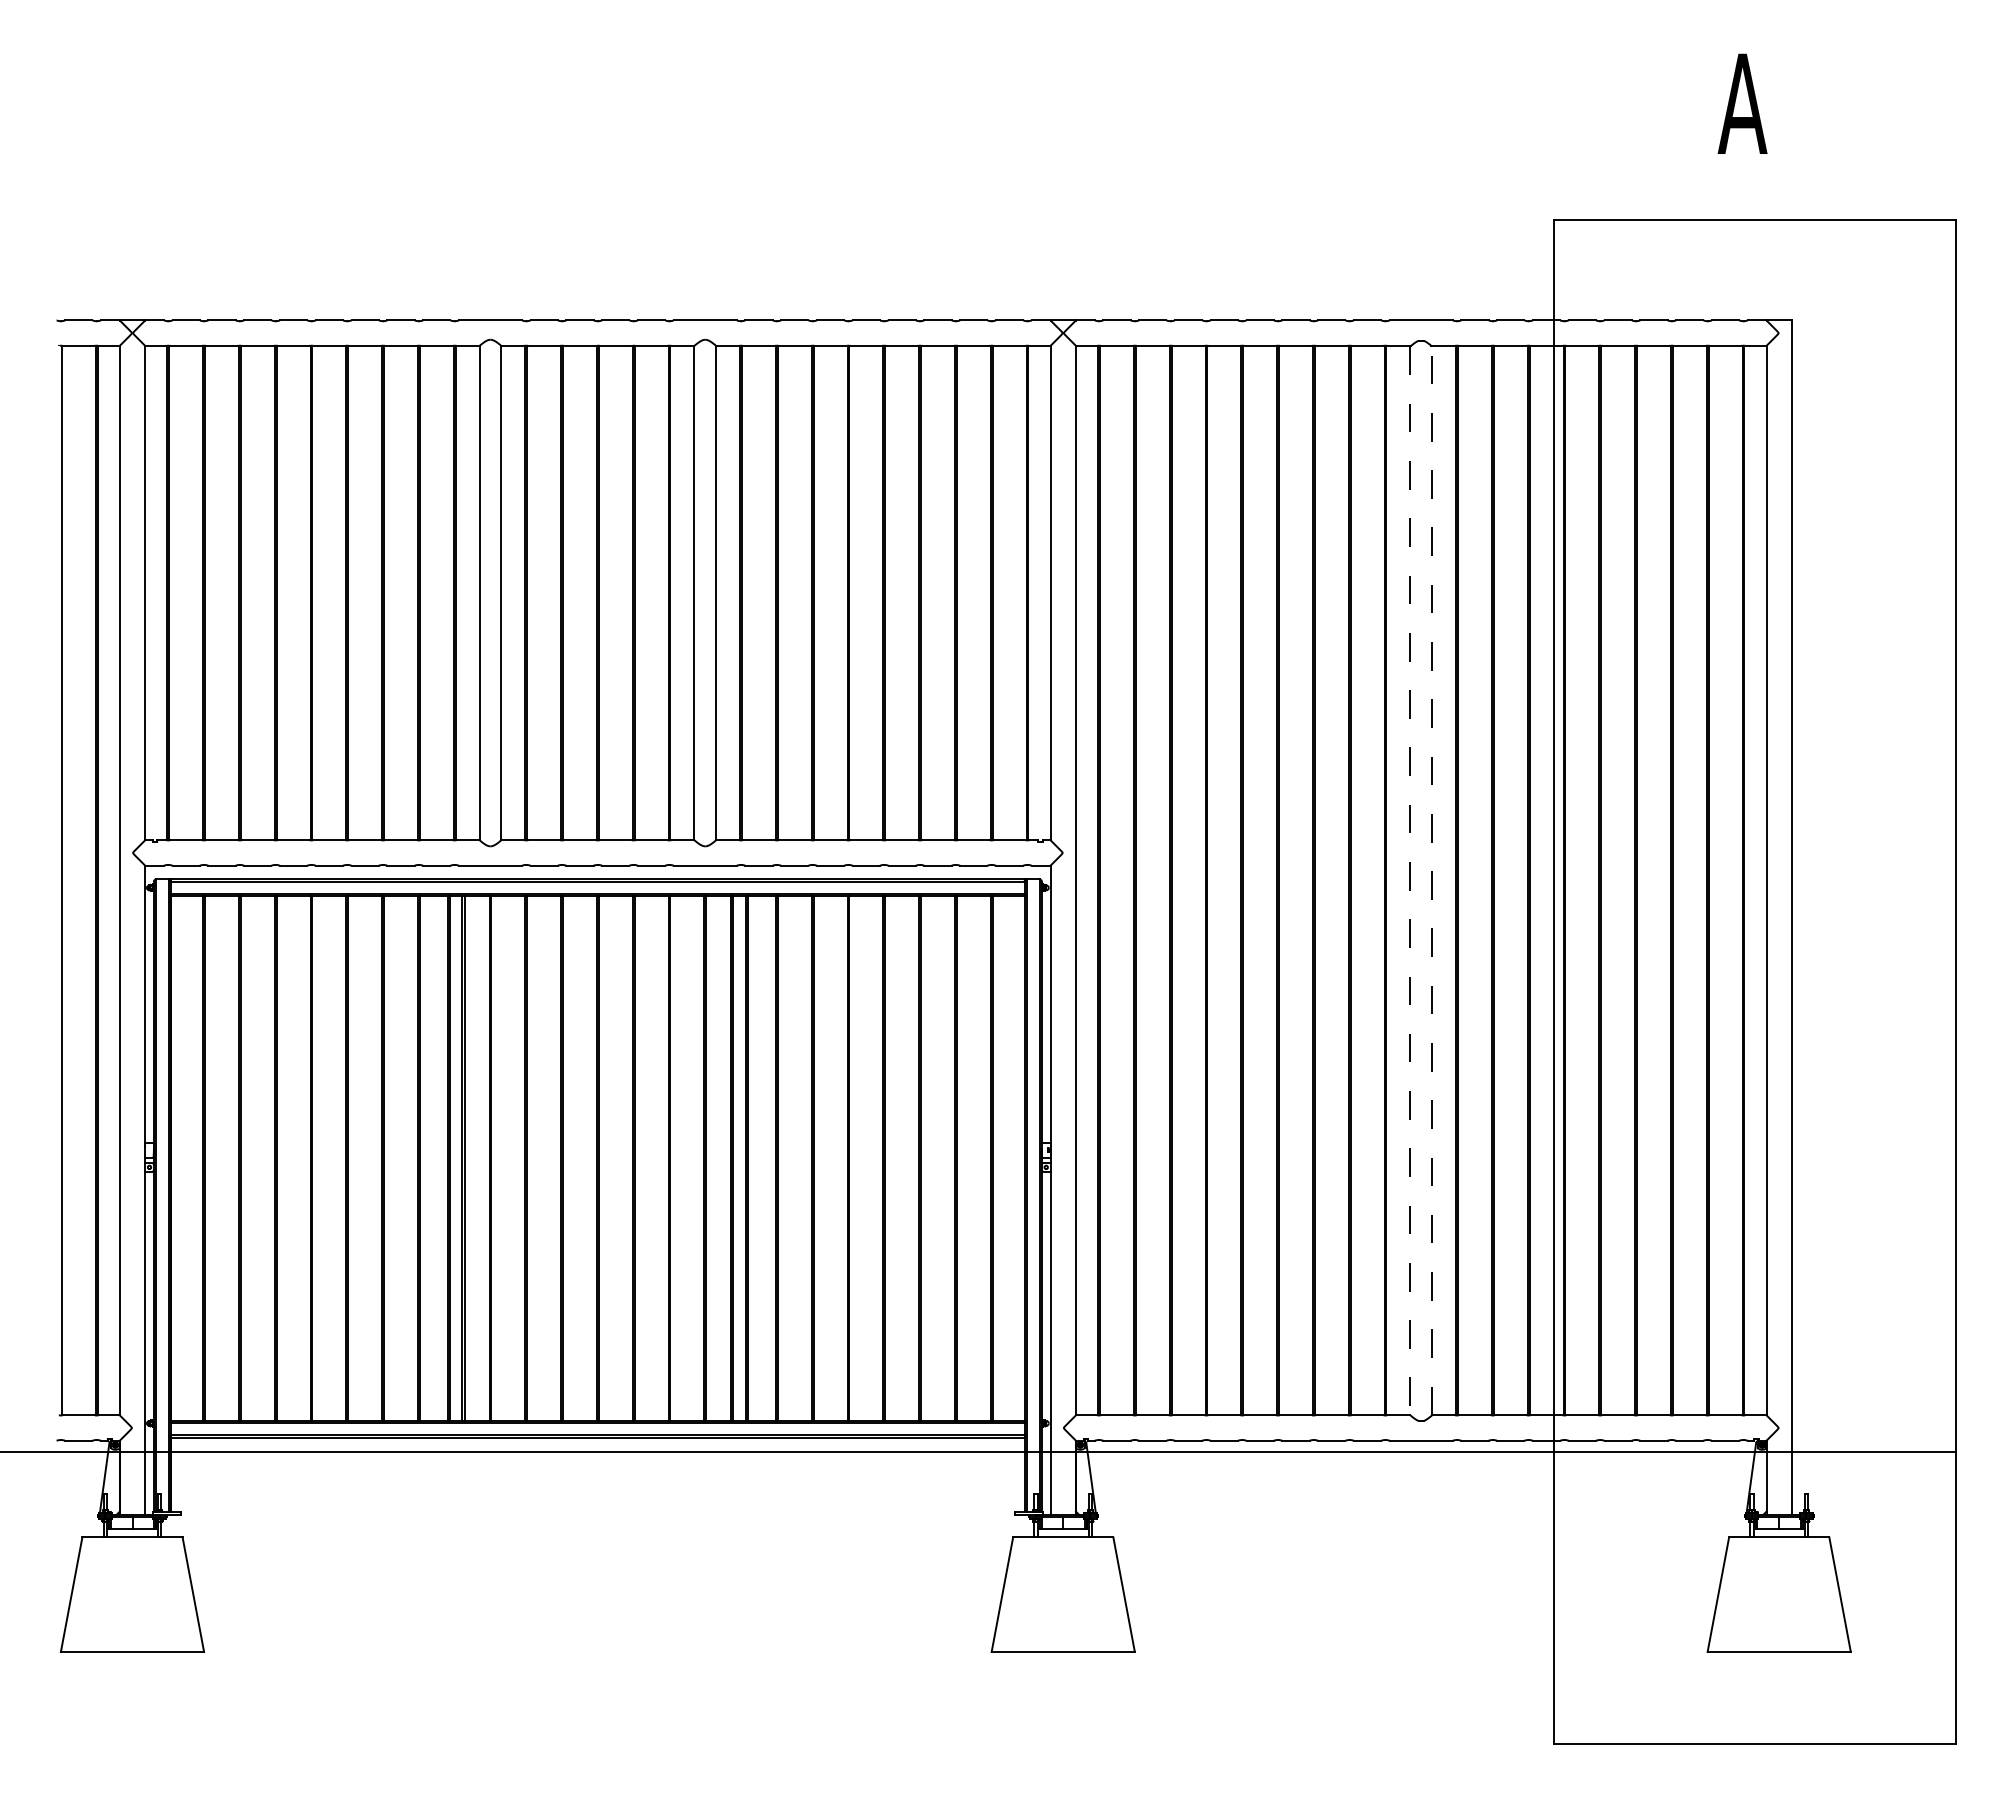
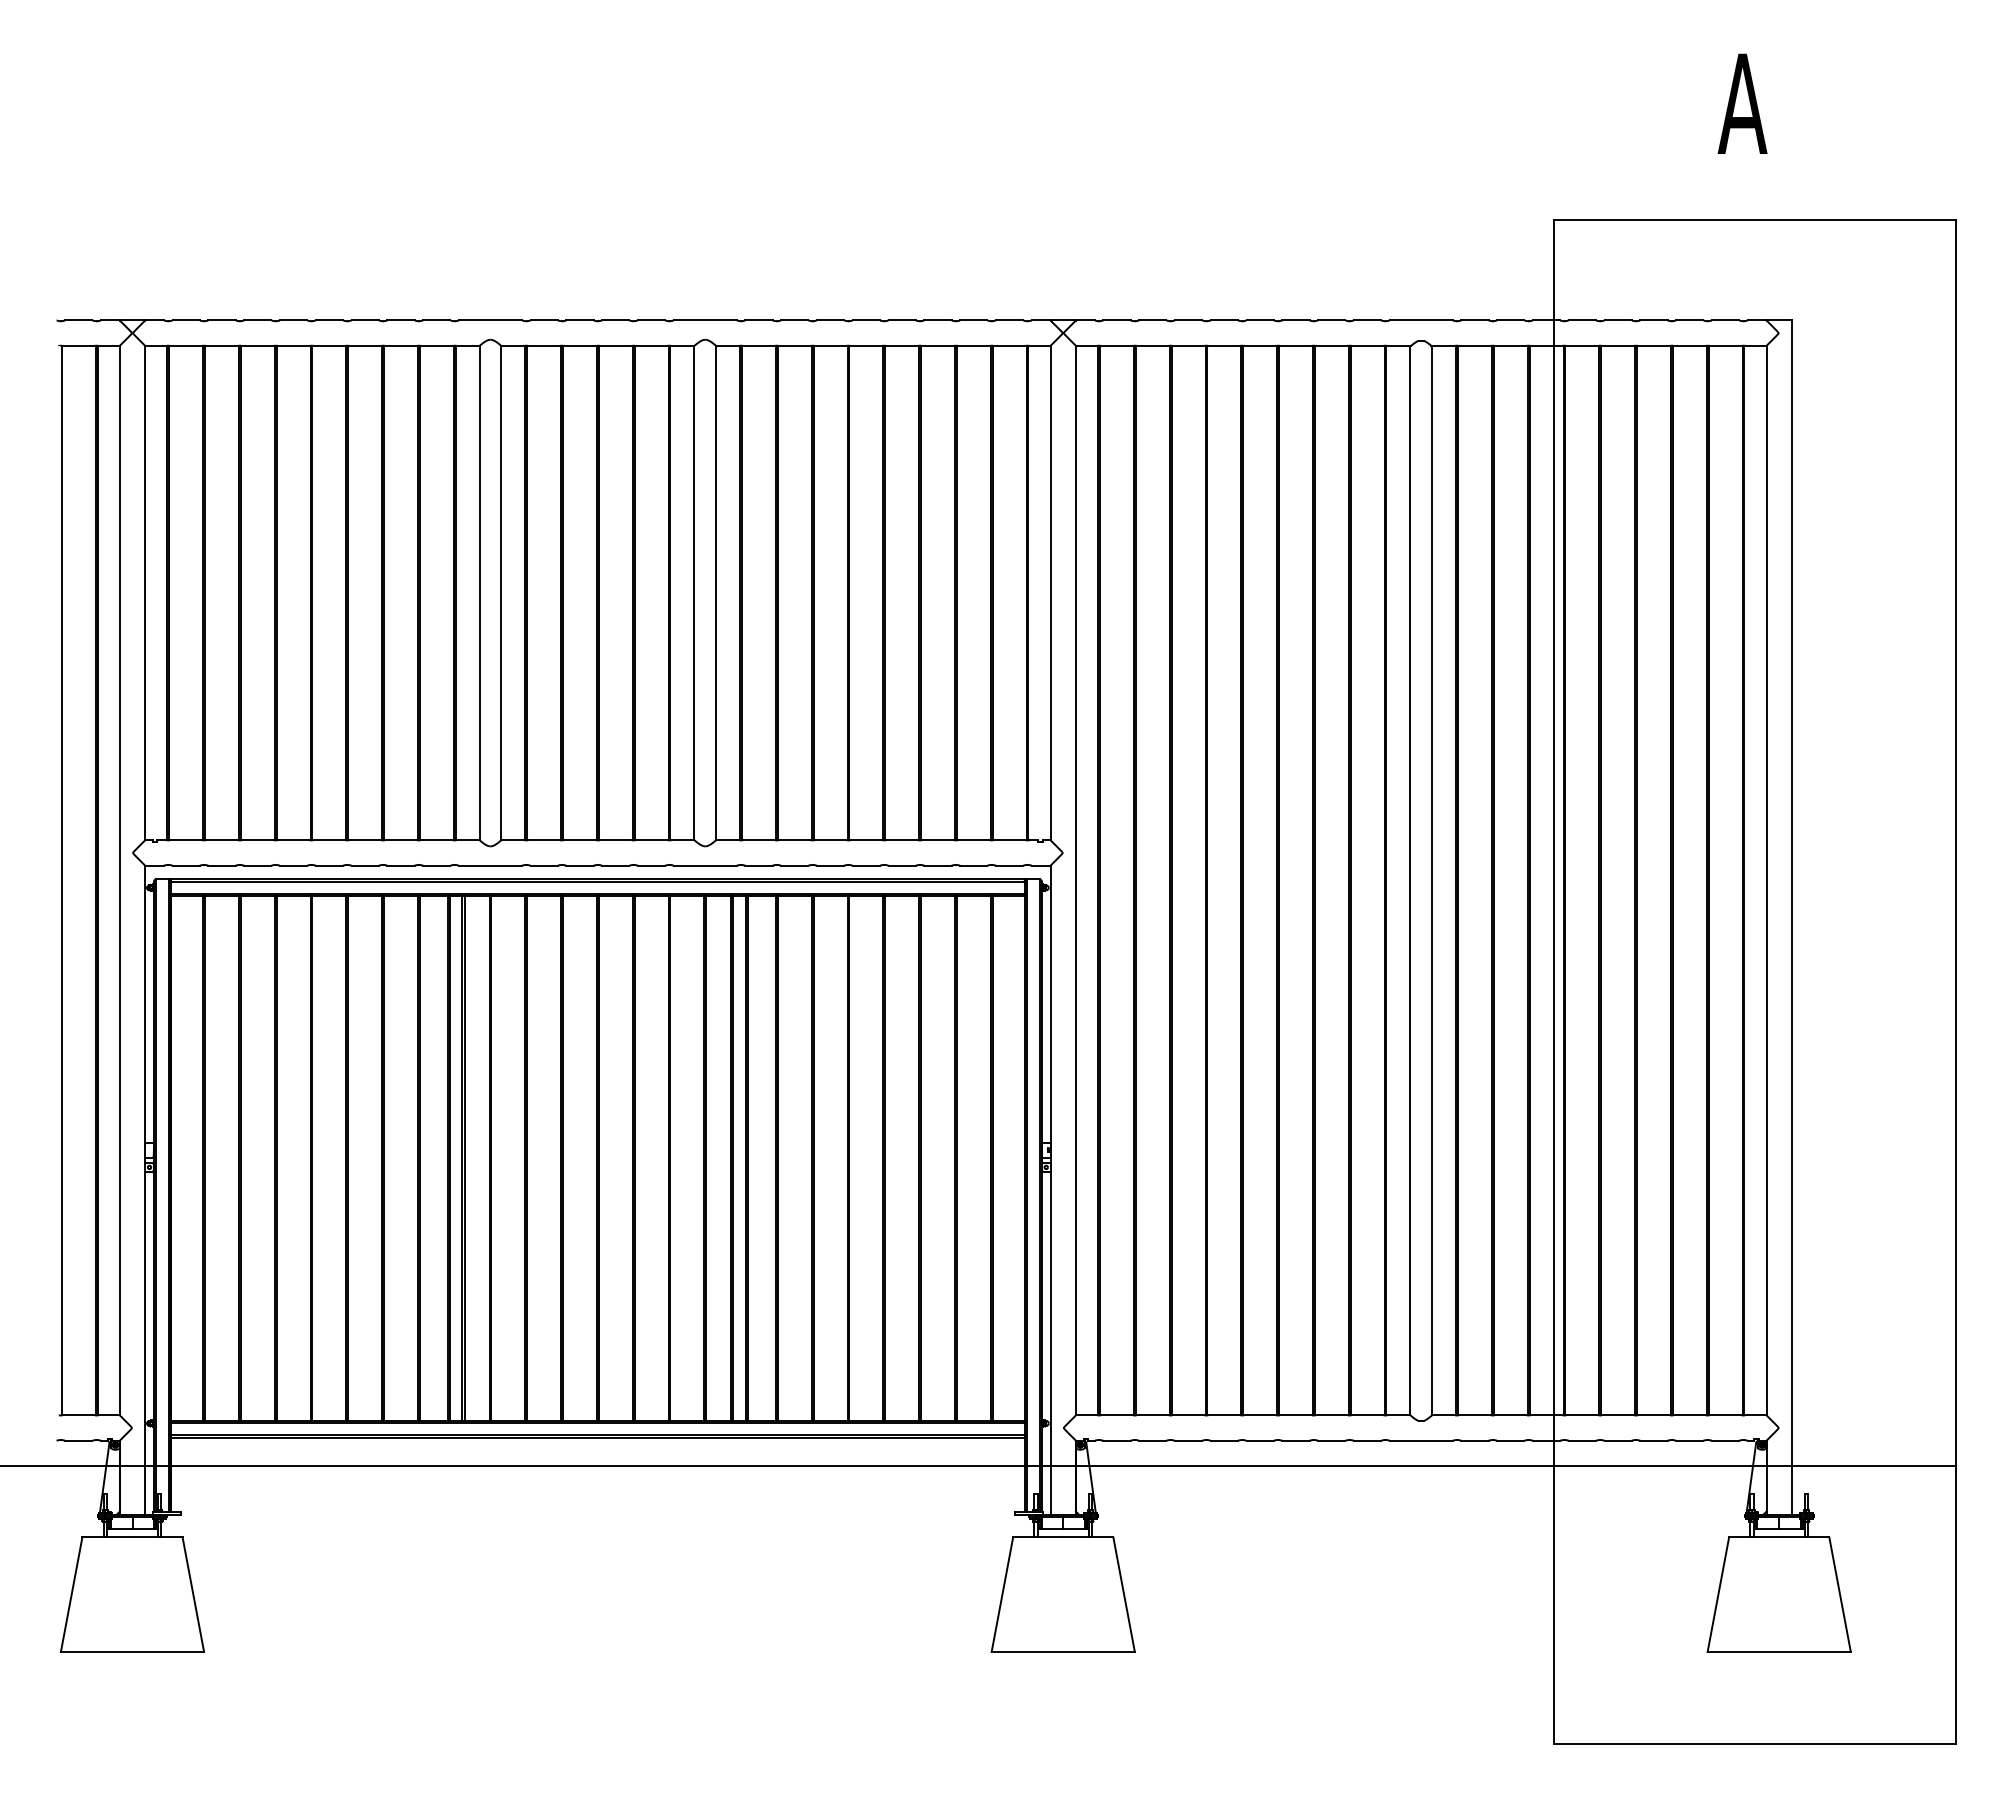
line: dashed -> solid (1432, 880)
line: dashed -> solid (1410, 881)
line position: (978, 1451) -> (978, 1465) (978, 1465)
